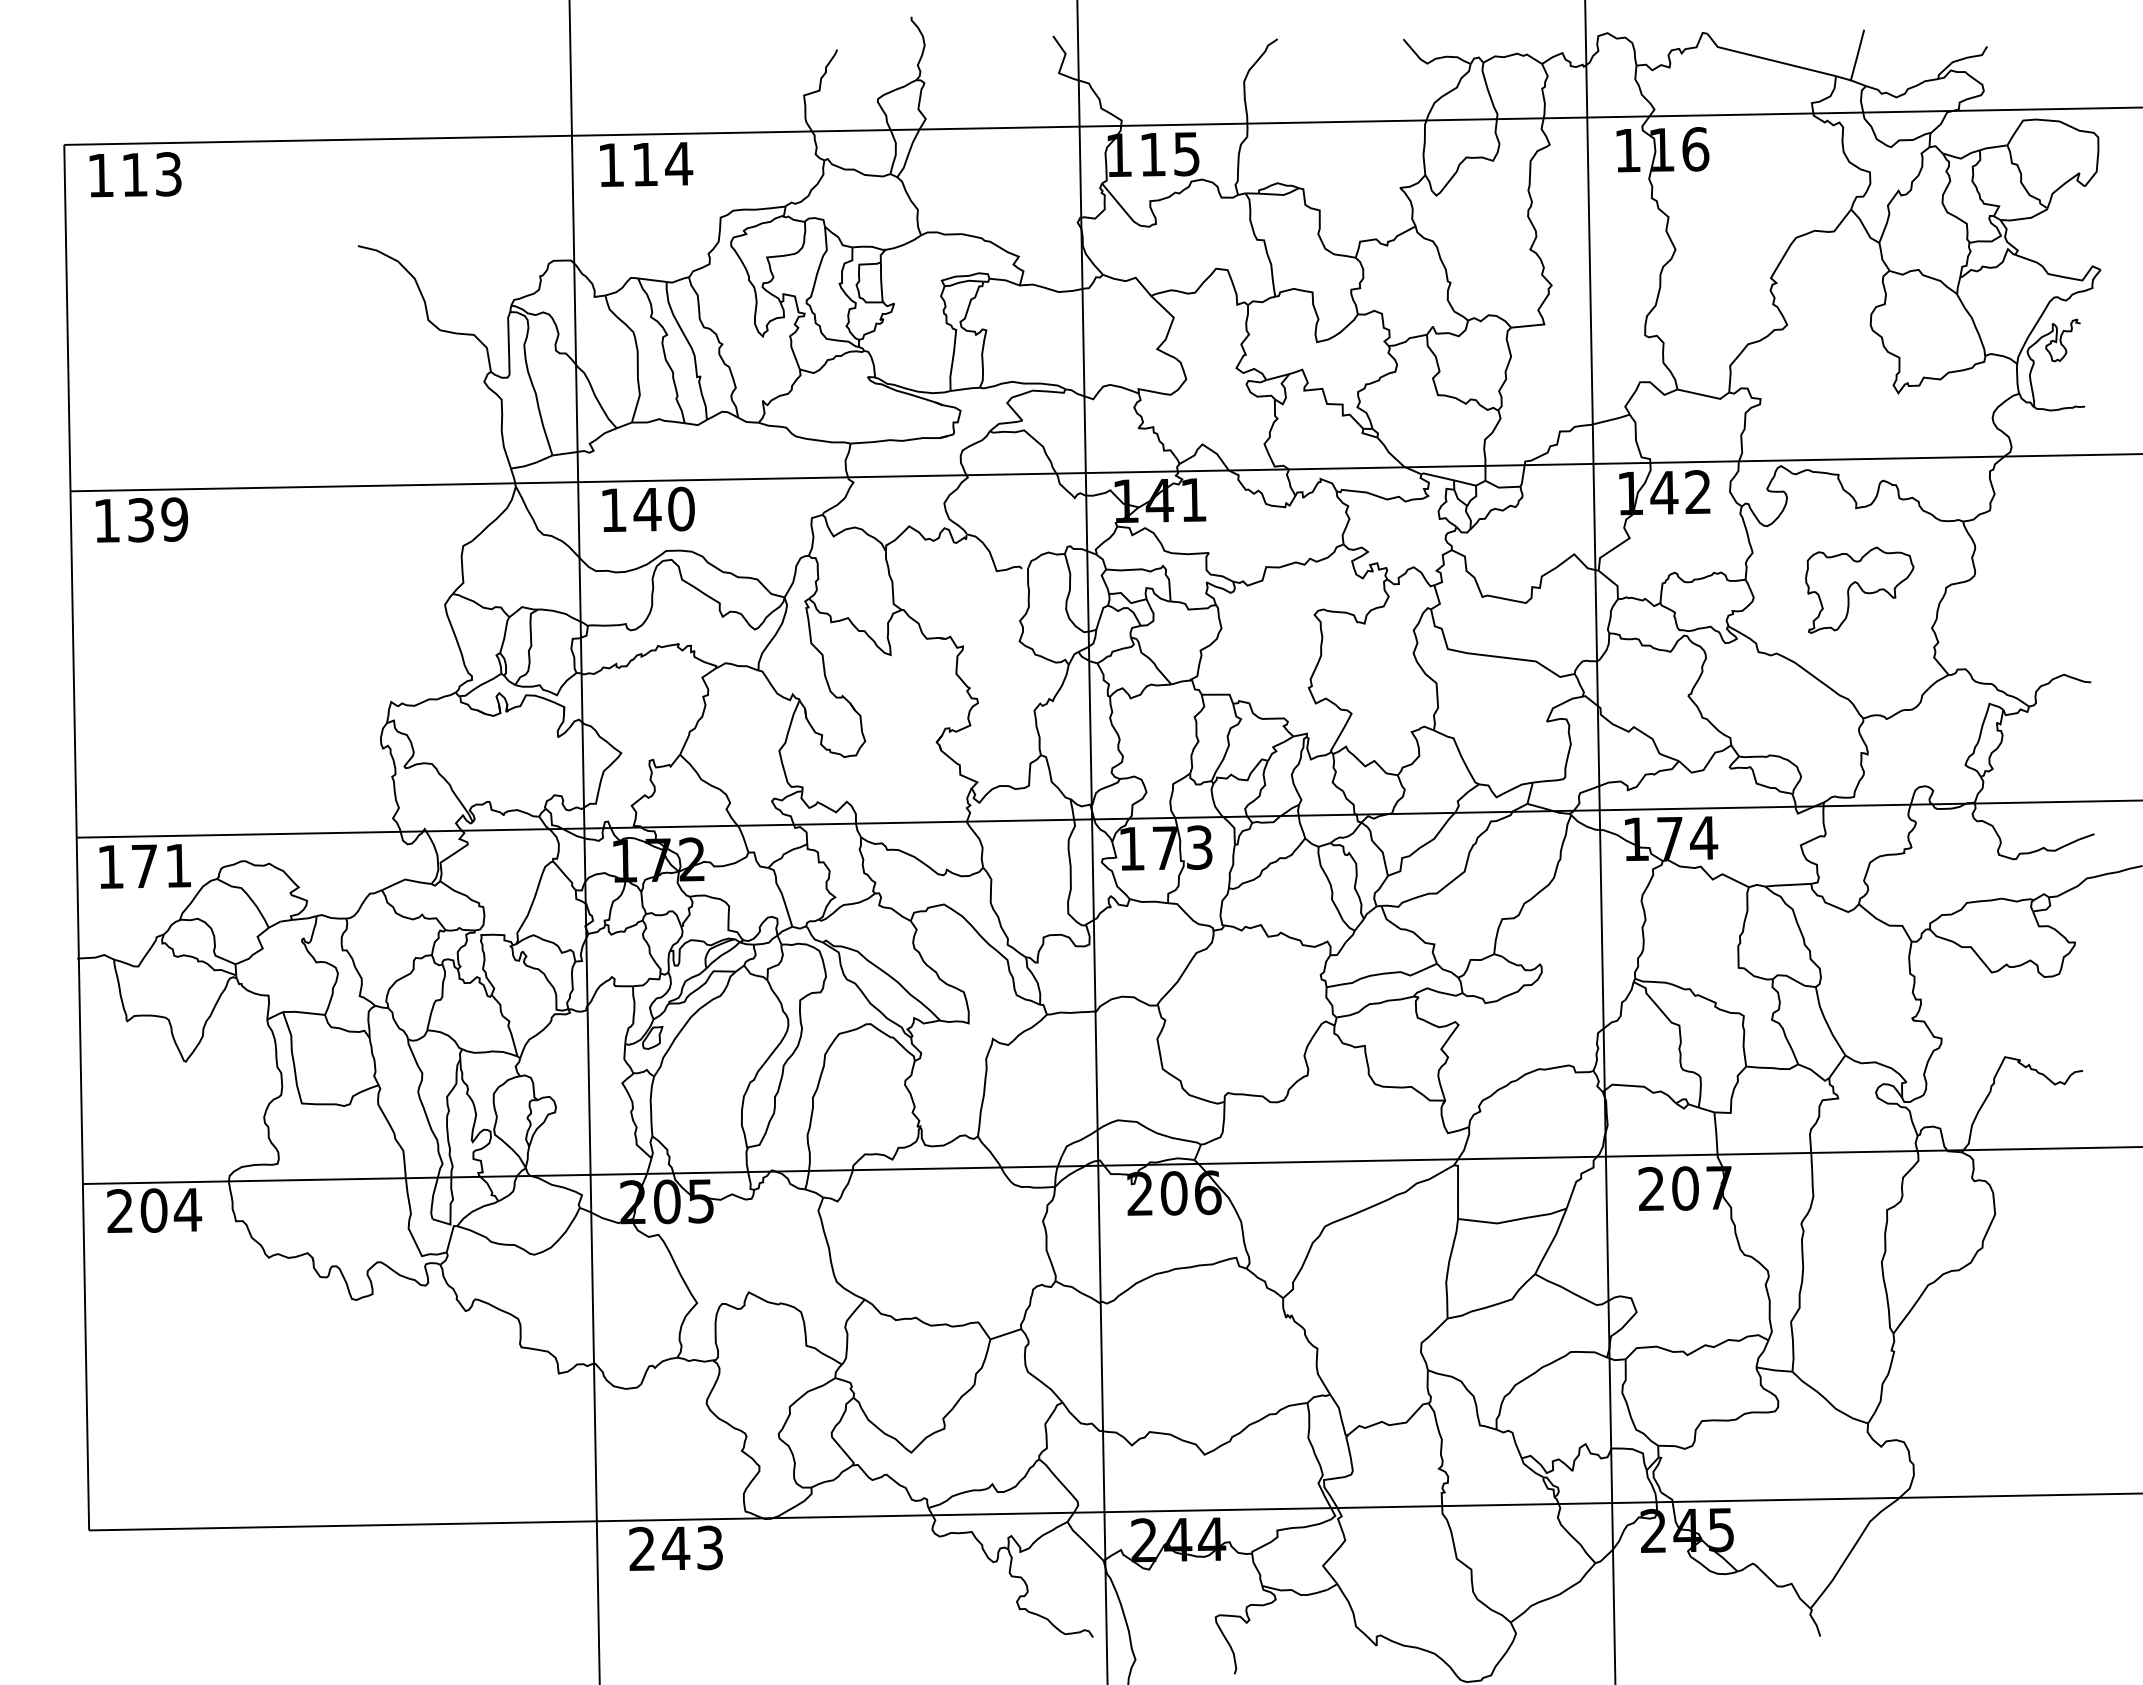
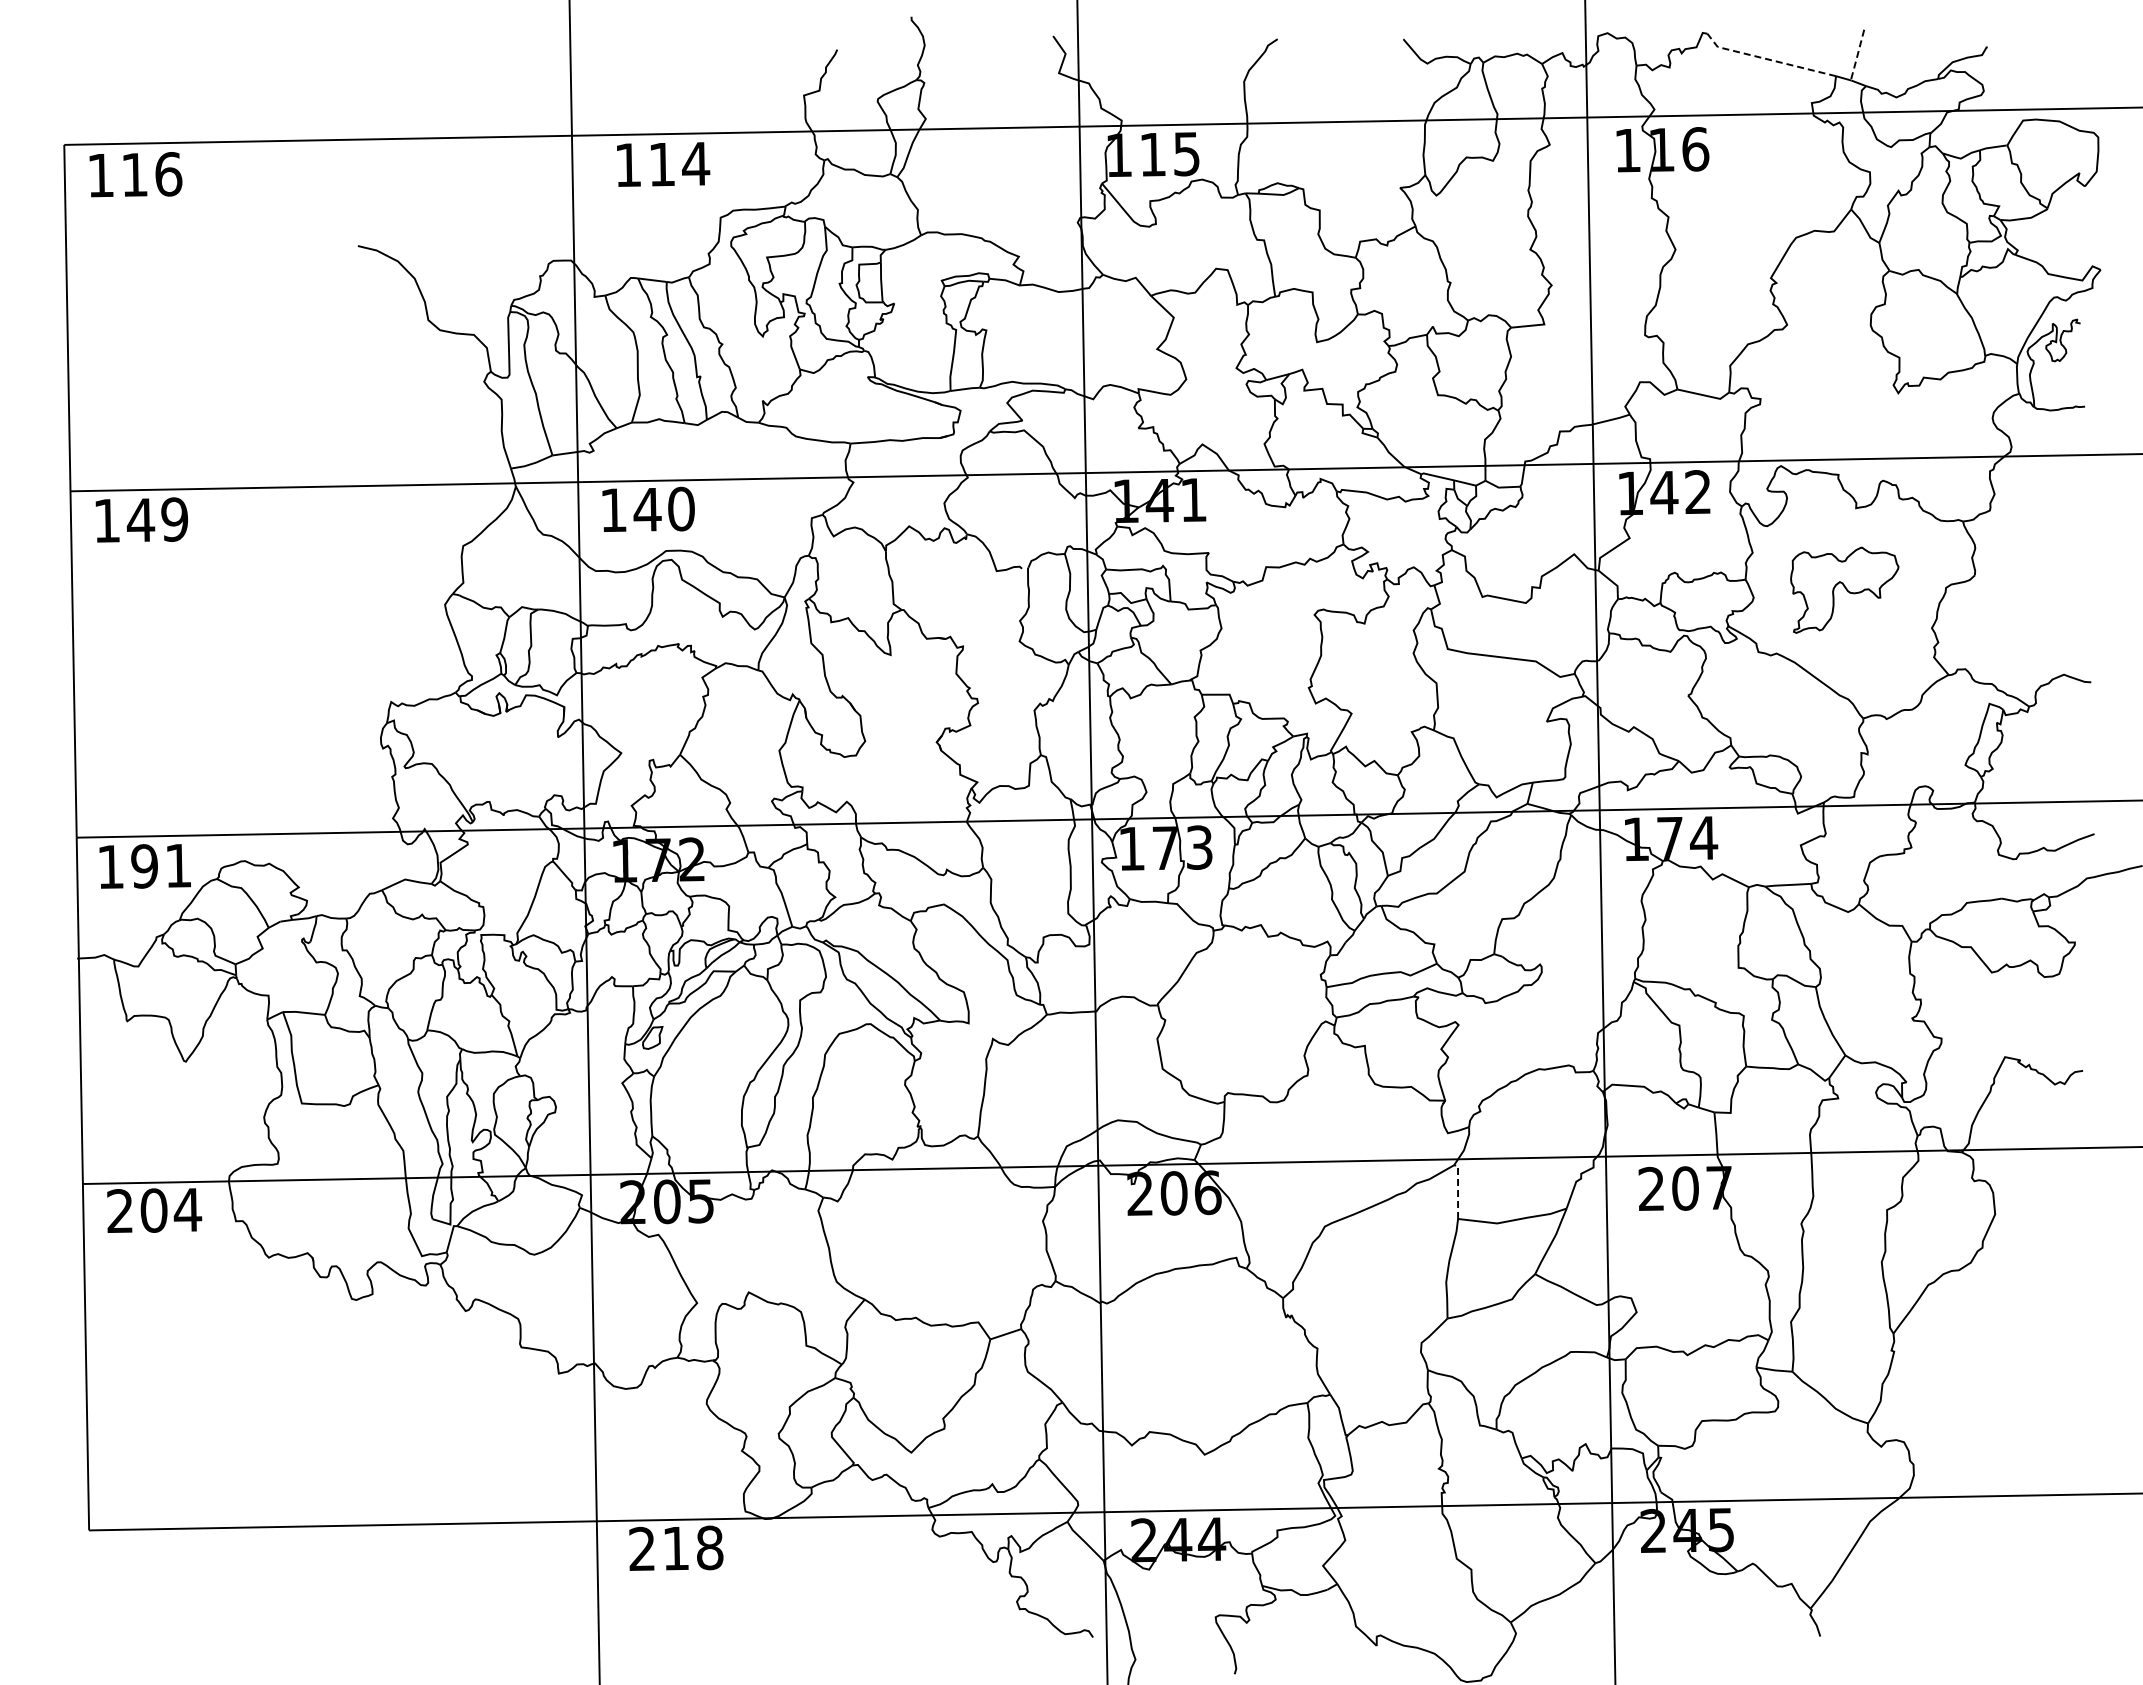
line: solid -> dashed (1857, 56)
line: solid -> dashed (1768, 59)
text position: (646, 164) -> (663, 164) (663, 164)
text: 113 -> 116 (168, 174)
text: 139 -> 149 (140, 520)
part position: (1859, 589) -> (1844, 589) (1844, 589)
text: 171 -> 191 (144, 866)
line: solid -> dashed (1458, 1189)
text: 243 -> 218 (692, 1547)
